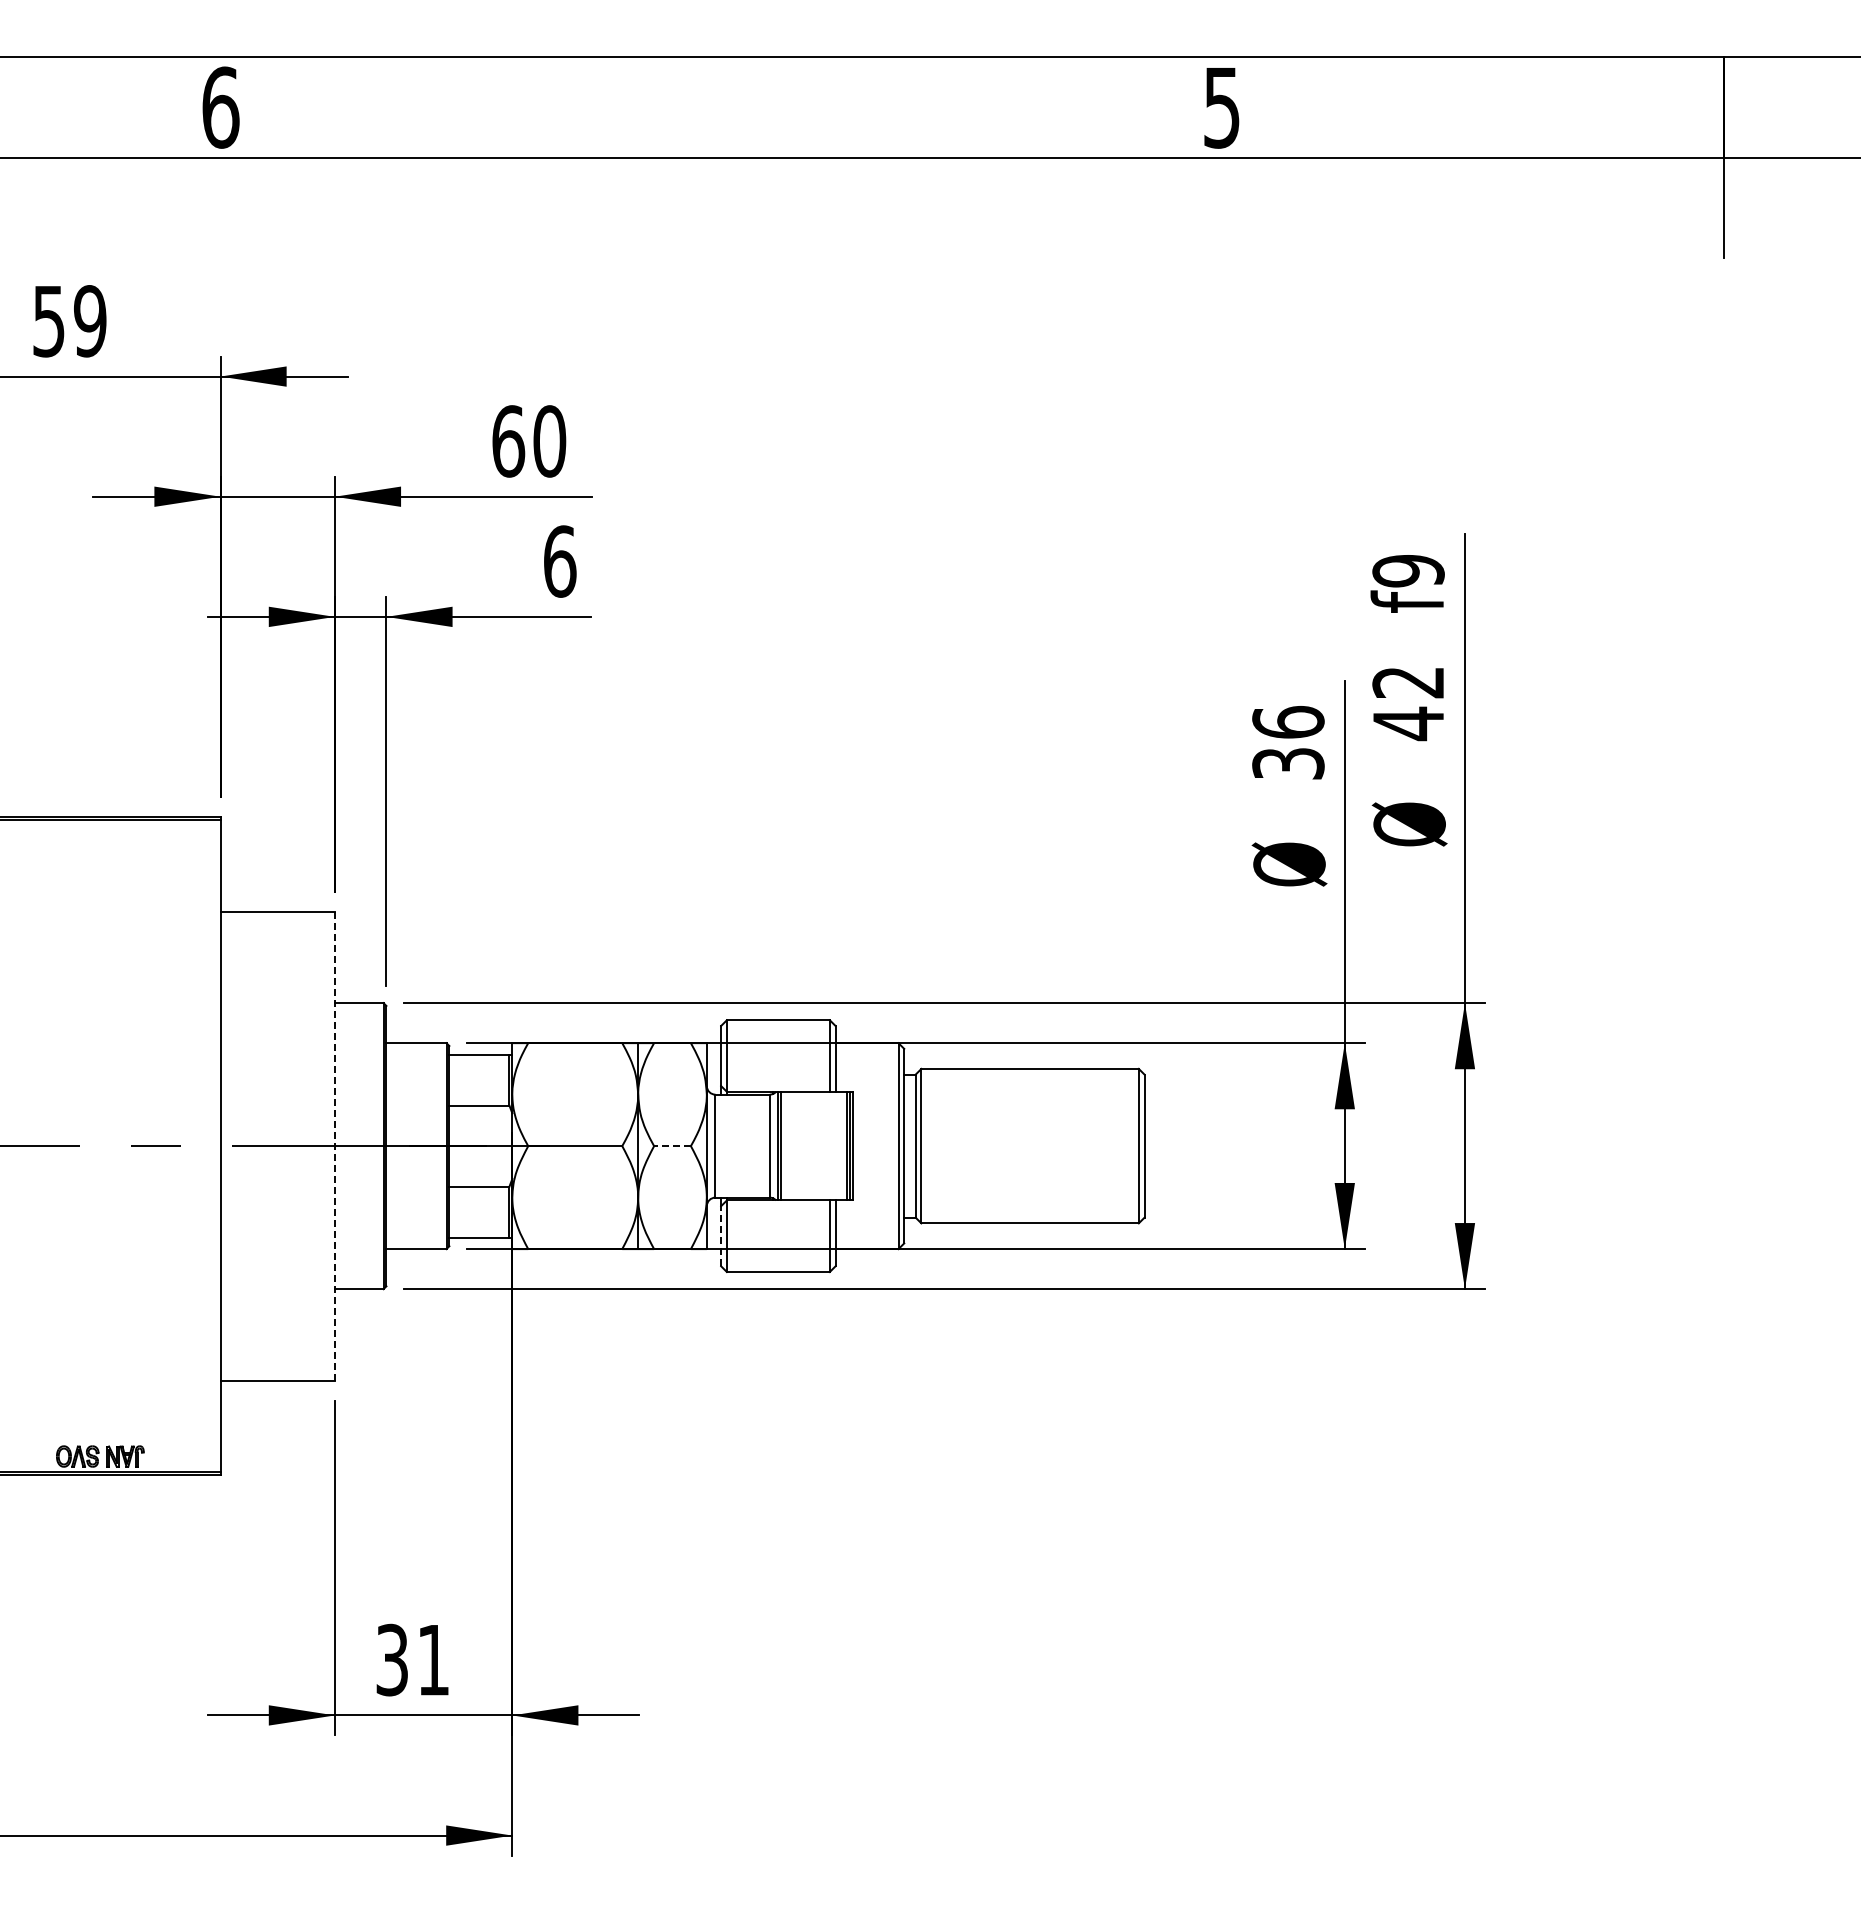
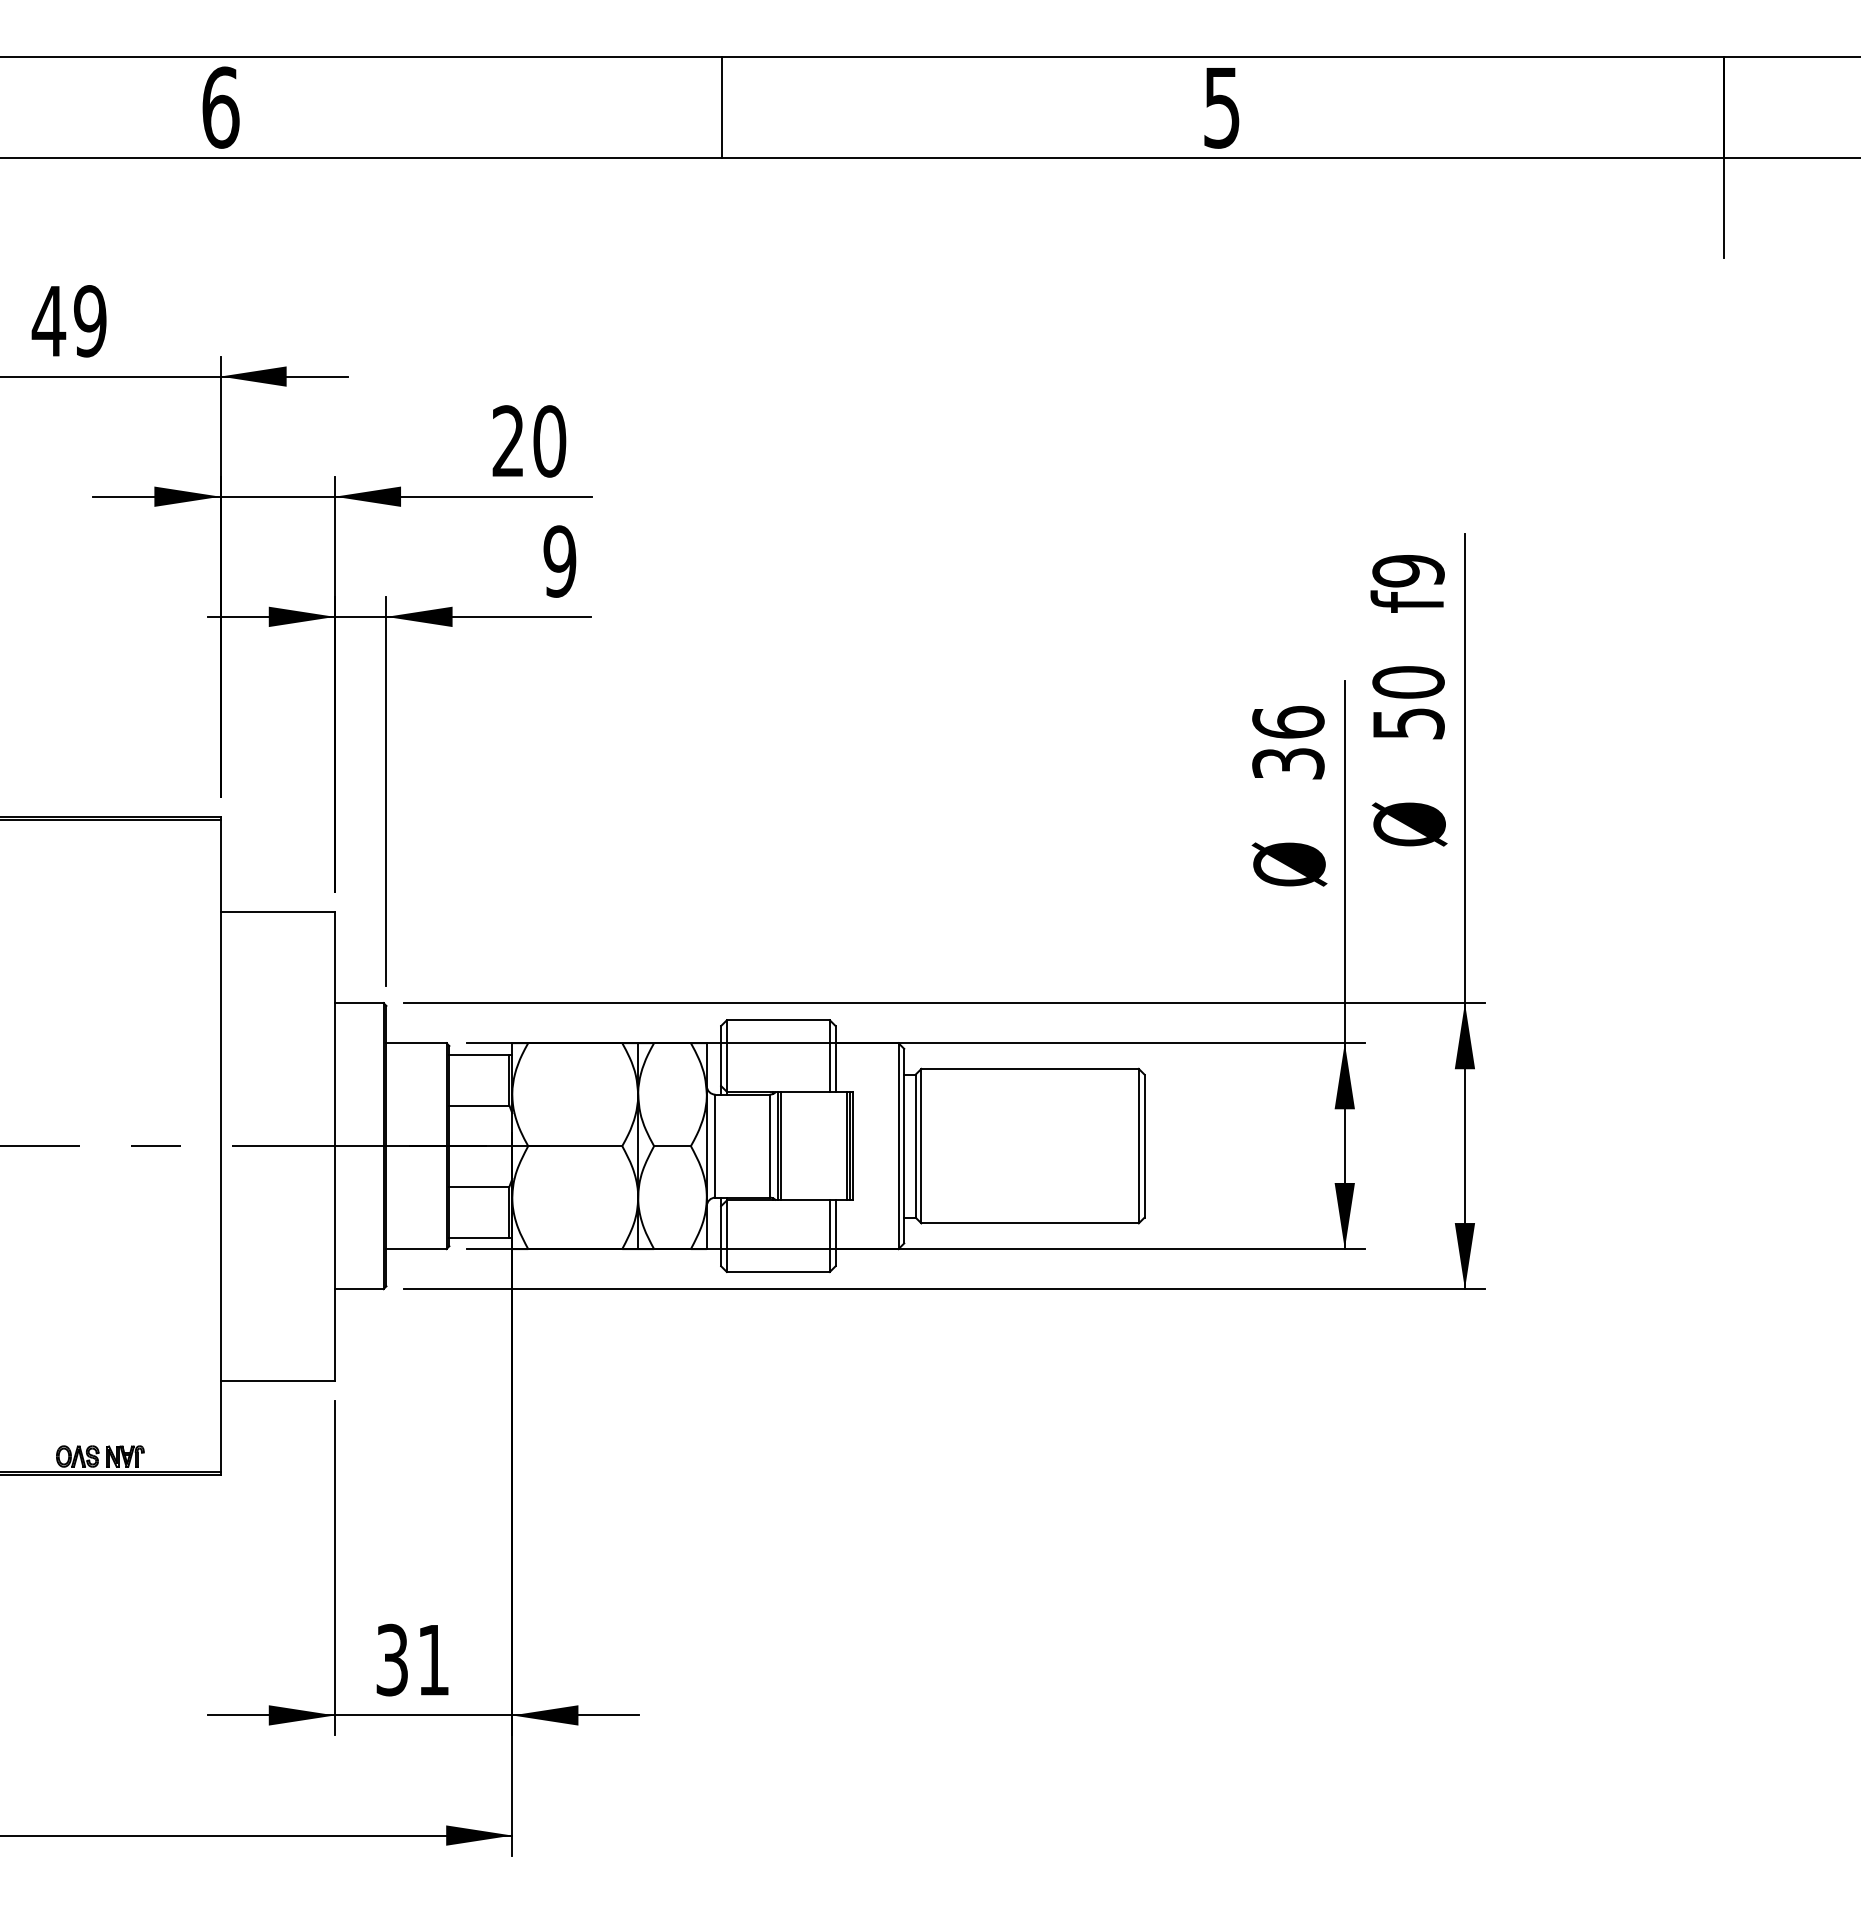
line: none -> present (722, 107)
text: 59 -> 49 (48, 321)
text: 60 -> 20 (508, 441)
text: 6 -> 9 (559, 561)
text: 42 -> 50 (1408, 703)
line: dashed -> solid (334, 1146)
line: dashed -> solid (672, 1146)
line: dashed -> solid (721, 1235)
